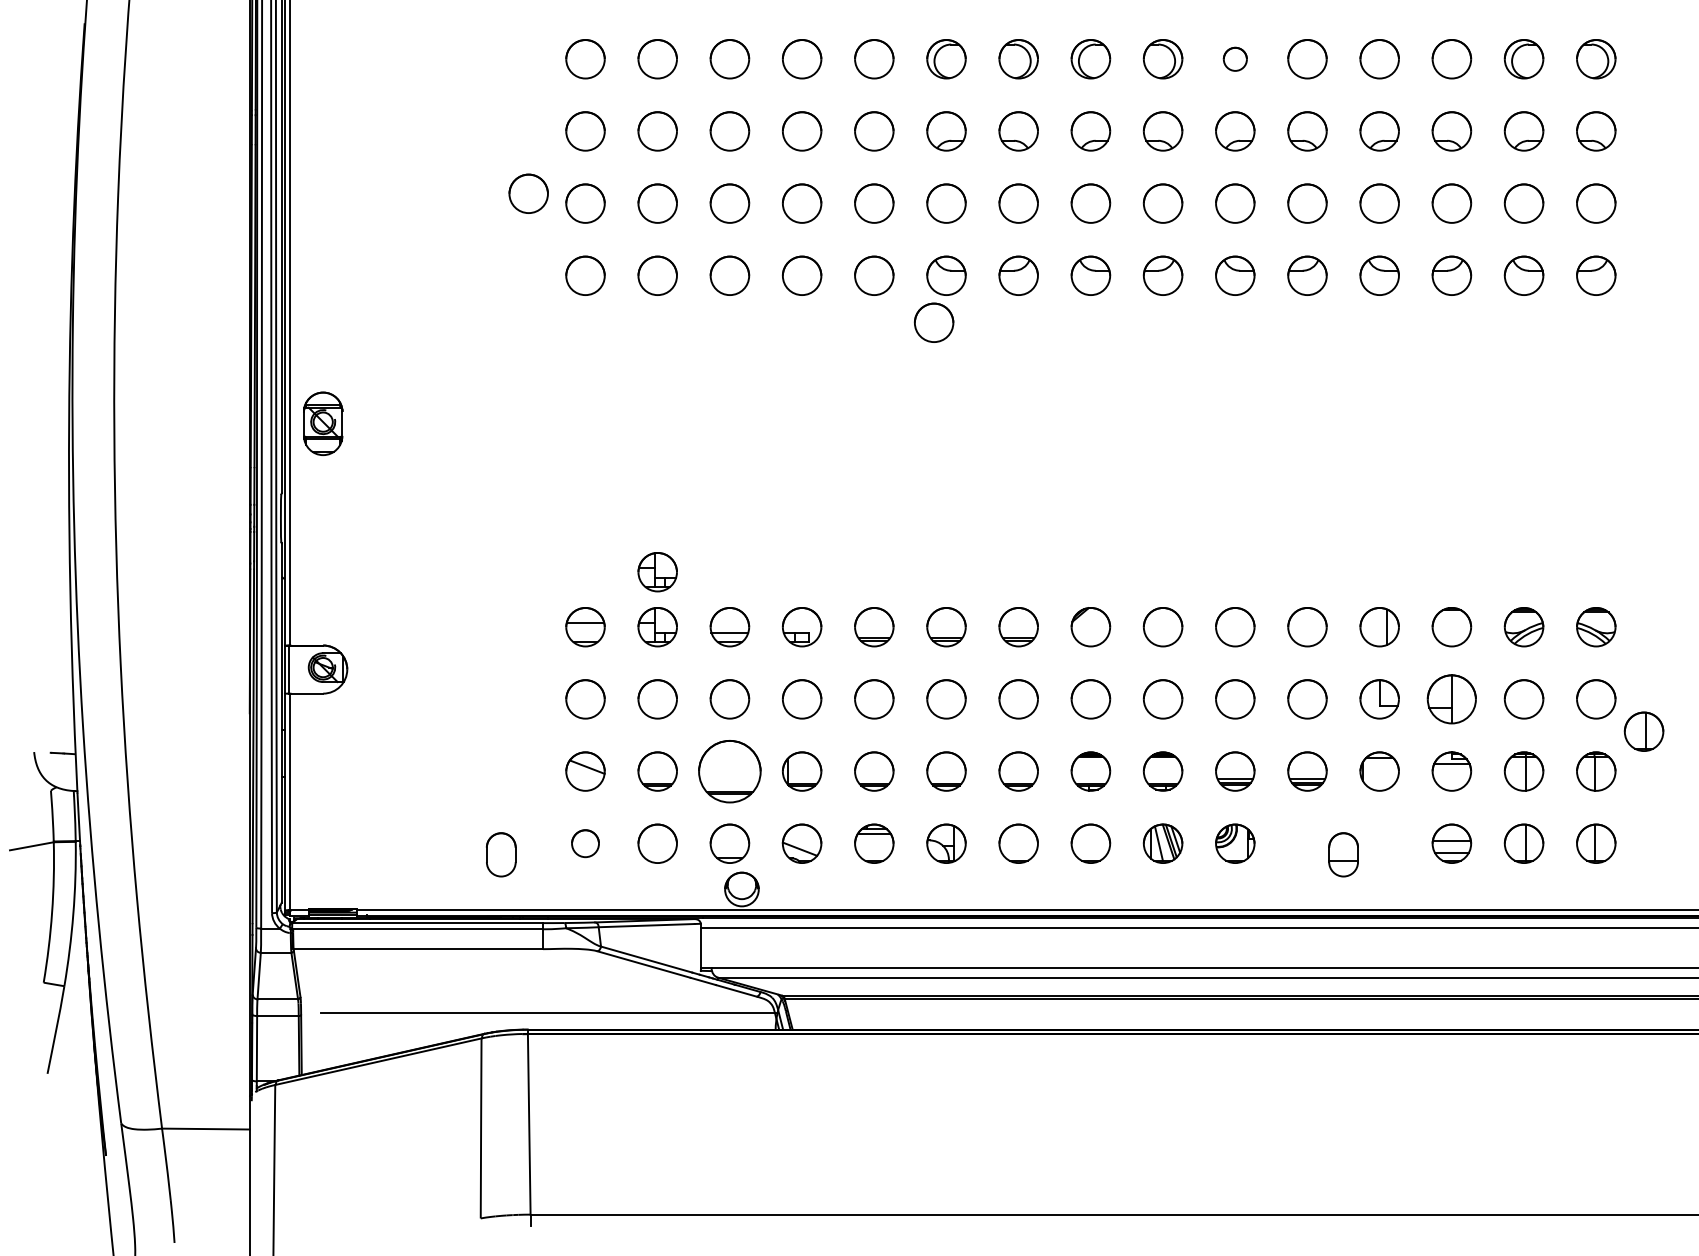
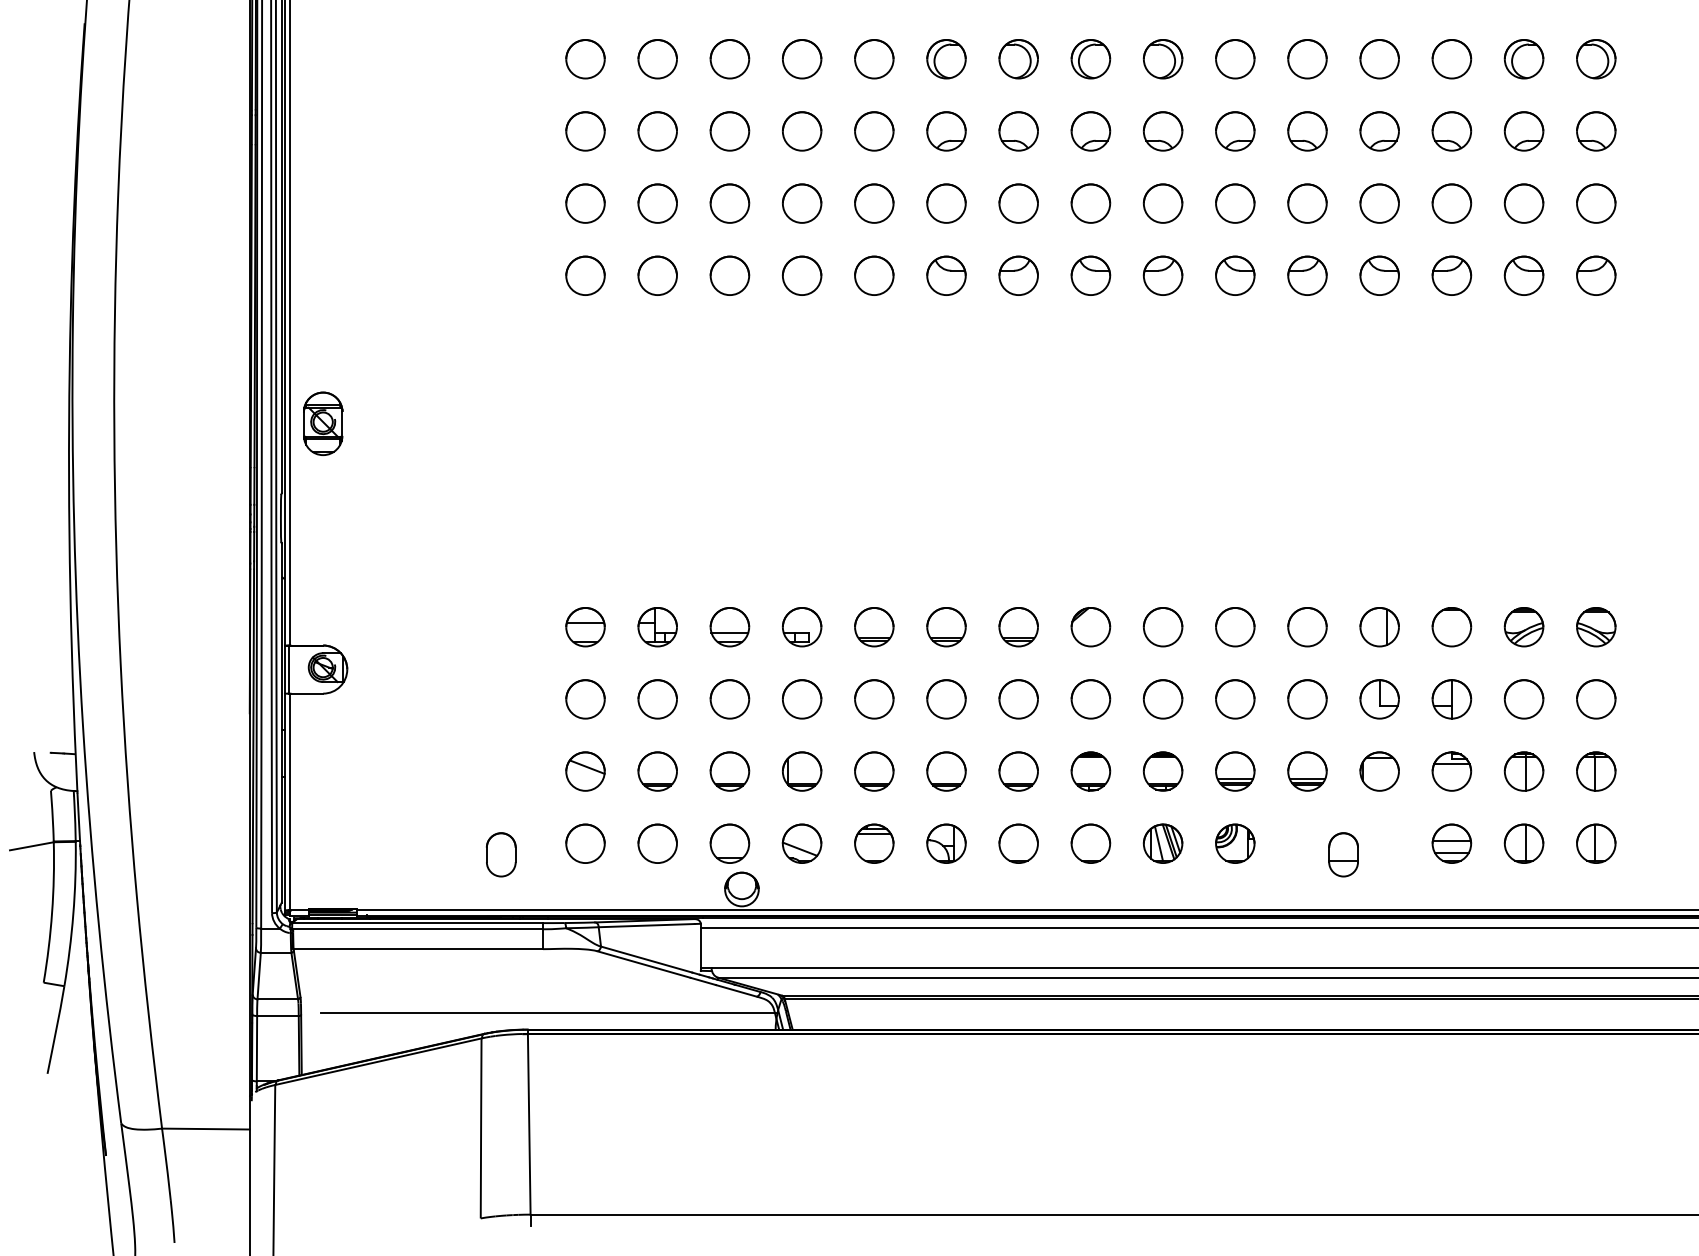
part size: 26x26 px -> 41x41 px (1235, 59)
part: present -> none (528, 193)
part: present -> none (933, 322)
part: present -> none (657, 572)
part size: 51x51 px -> 42x41 px (1451, 699)
part: present -> none (1643, 731)
part size: 64x64 px -> 42x41 px (729, 771)
part size: 29x30 px -> 41x41 px (585, 843)
